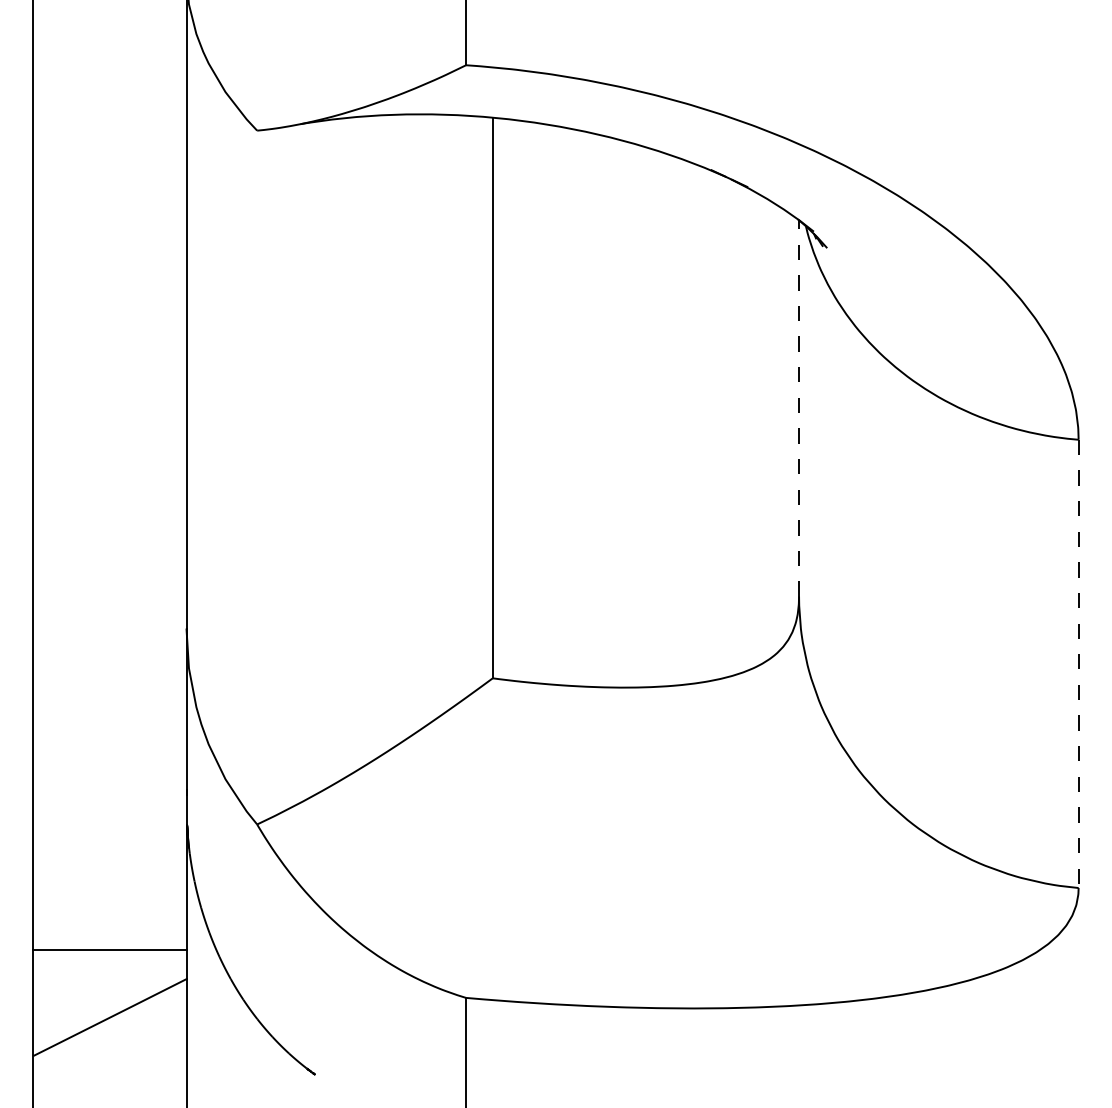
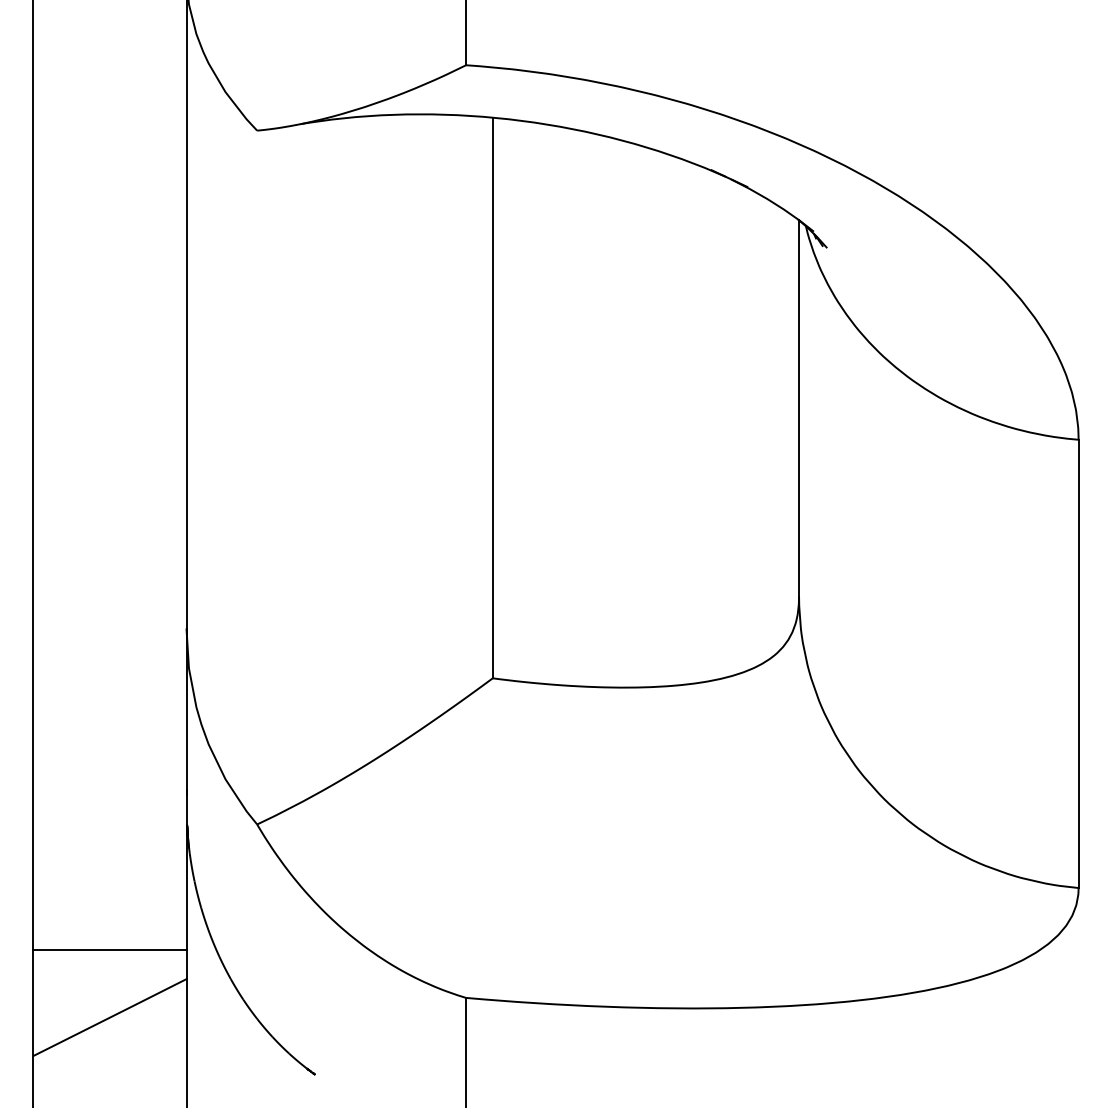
line: dashed -> solid (799, 407)
line: dashed -> solid (1078, 664)
